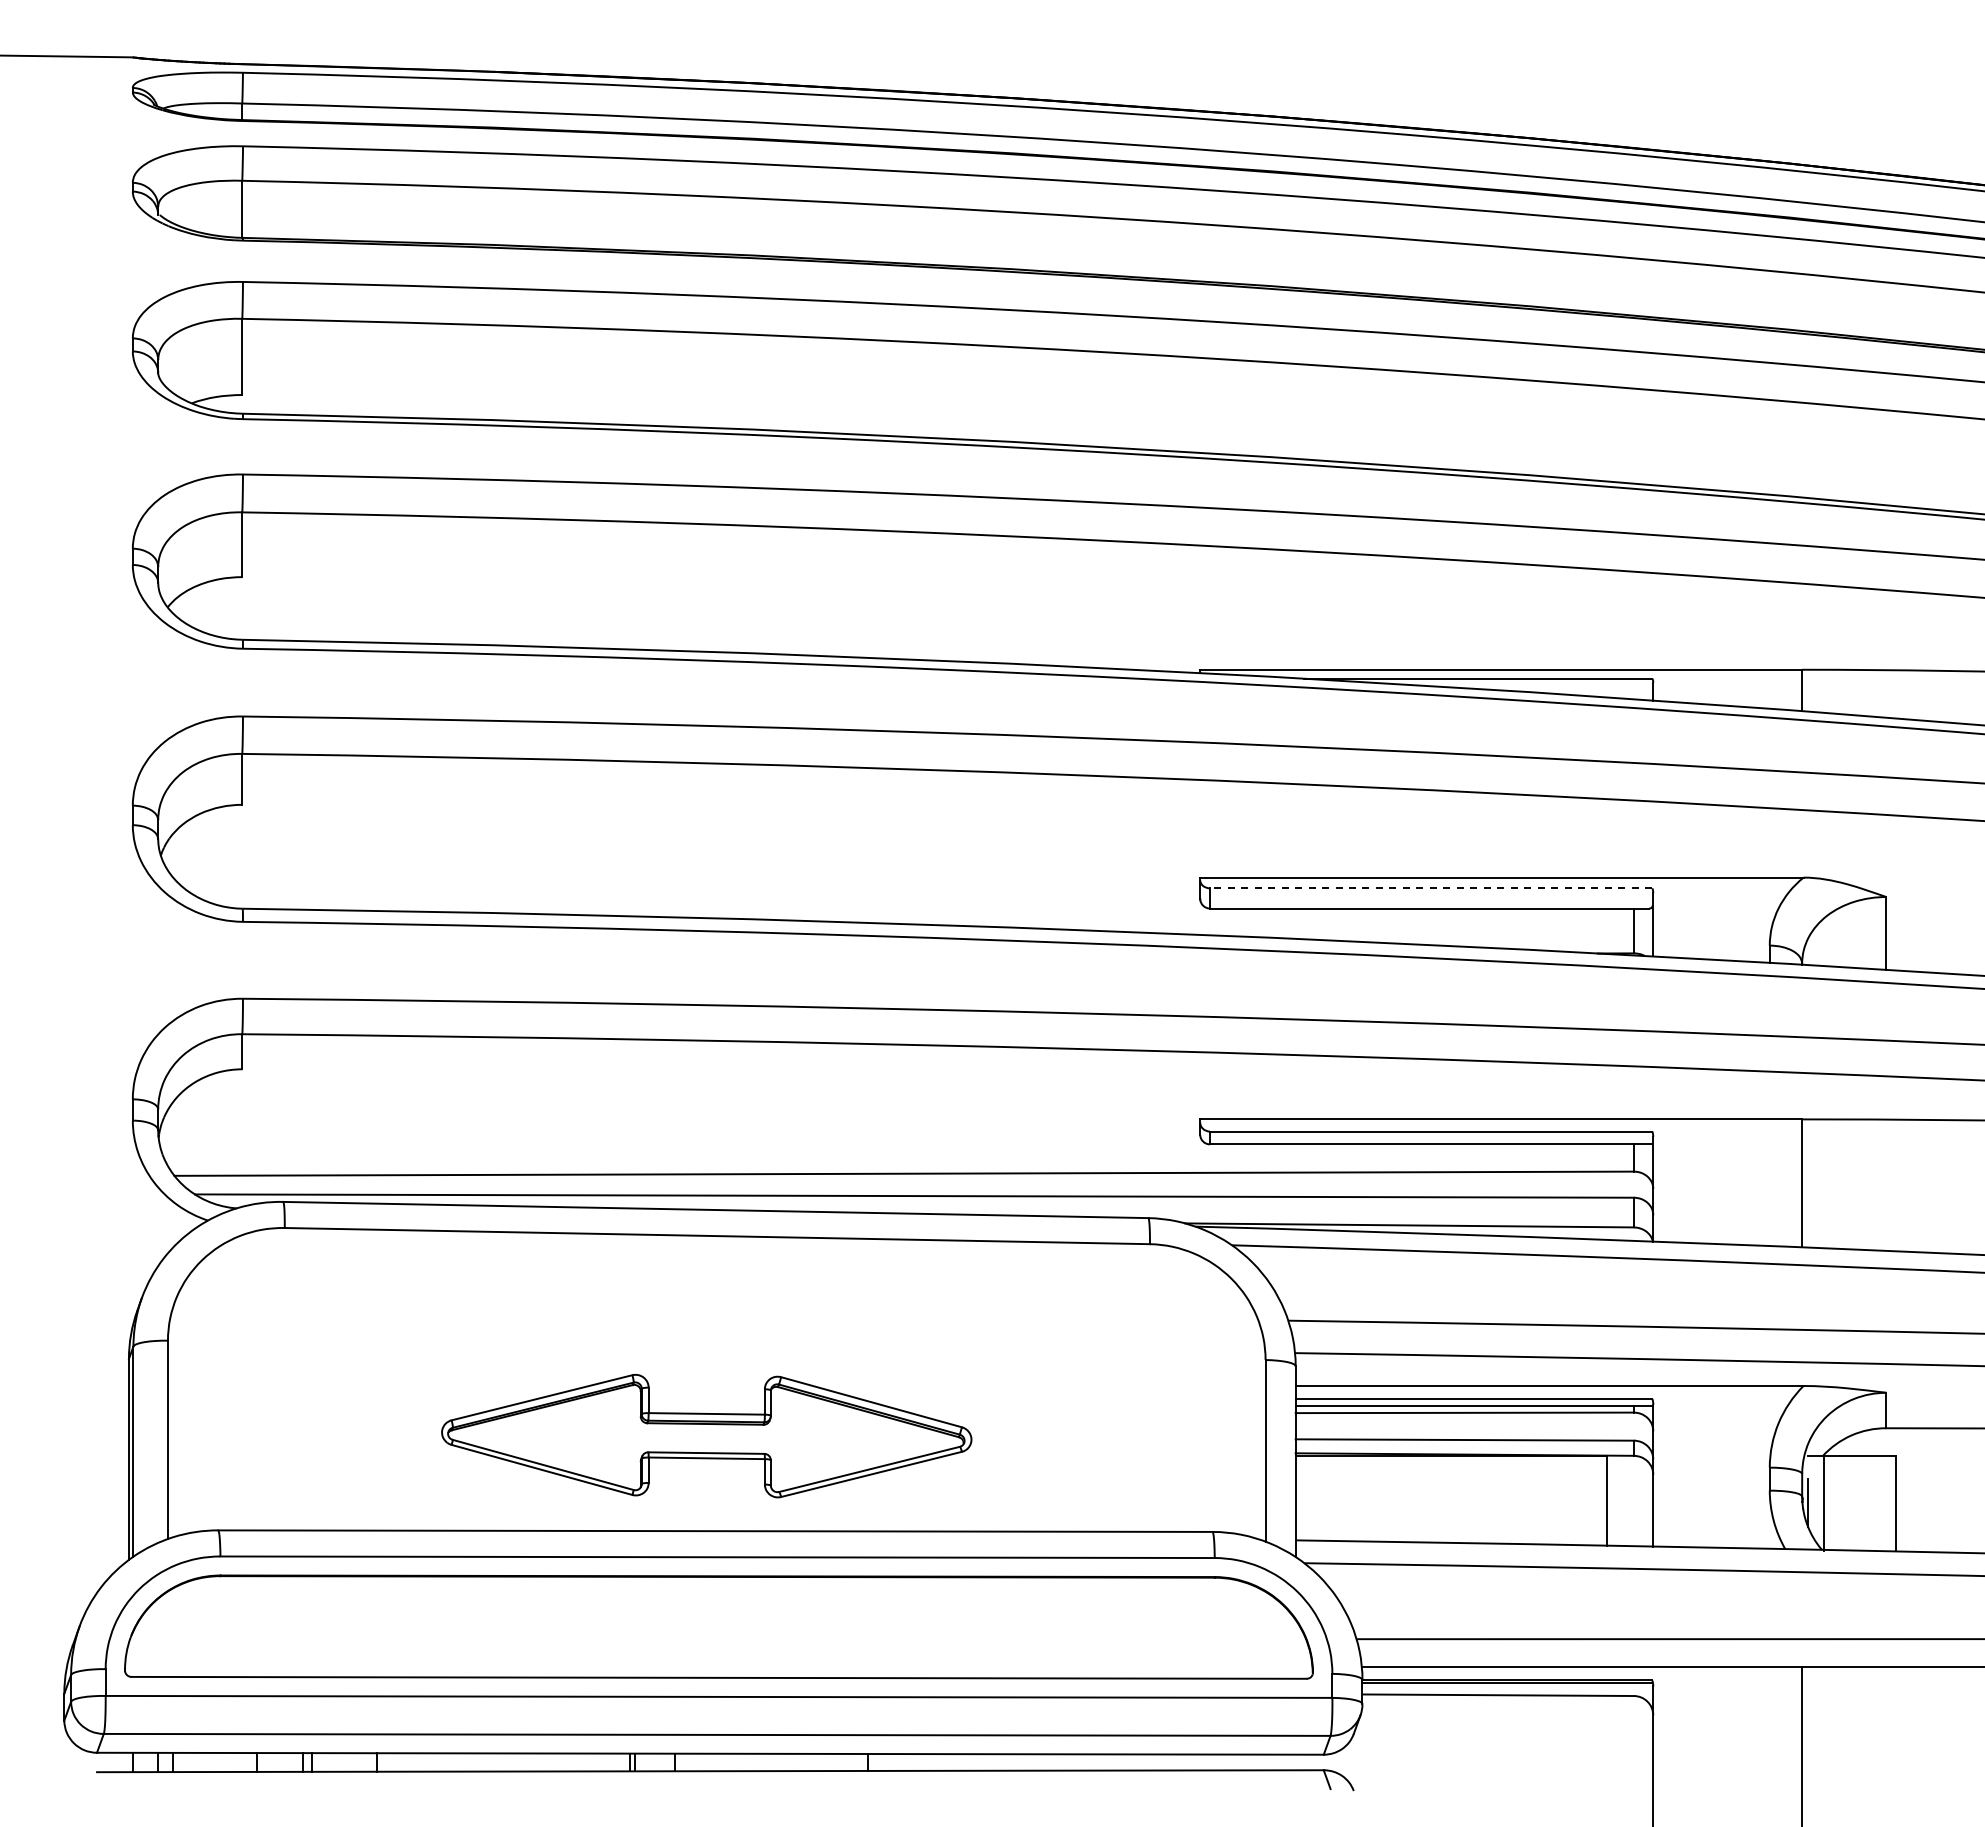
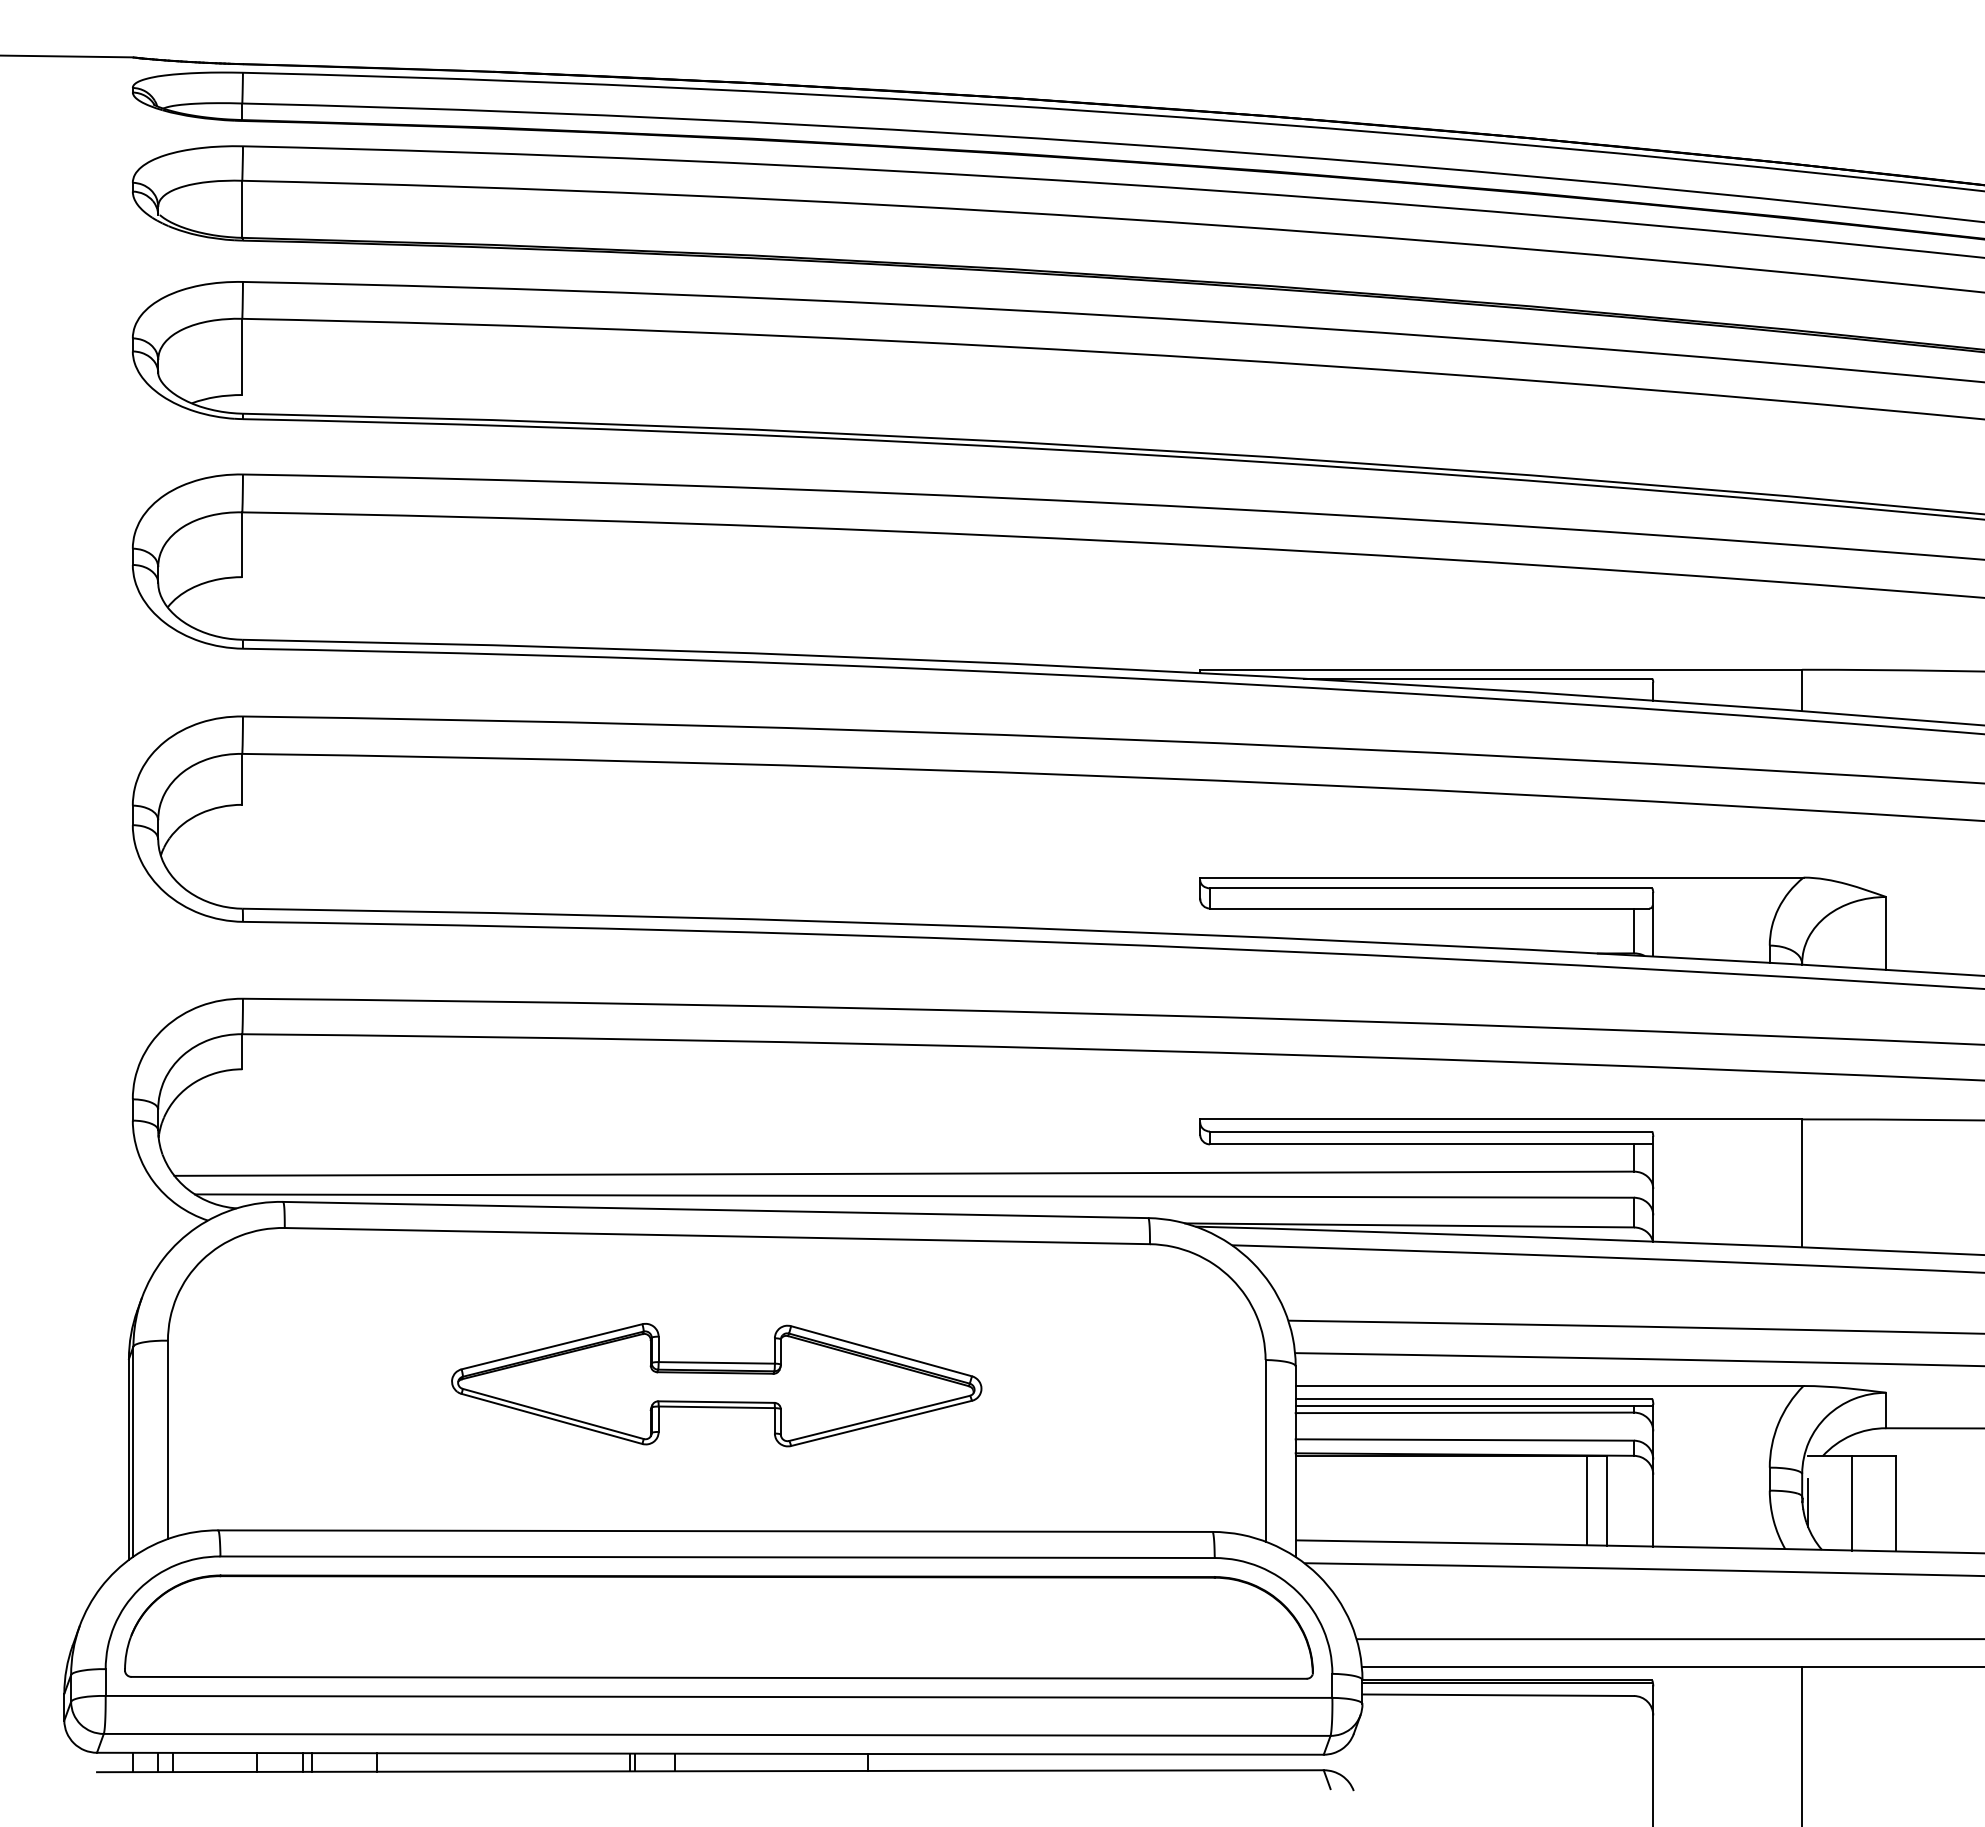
line: dashed -> solid (1430, 888)
part position: (706, 1436) -> (716, 1385) (716, 1385)
line: none -> present (1587, 1500)
line position: (1824, 1503) -> (1852, 1503) (1852, 1503)
